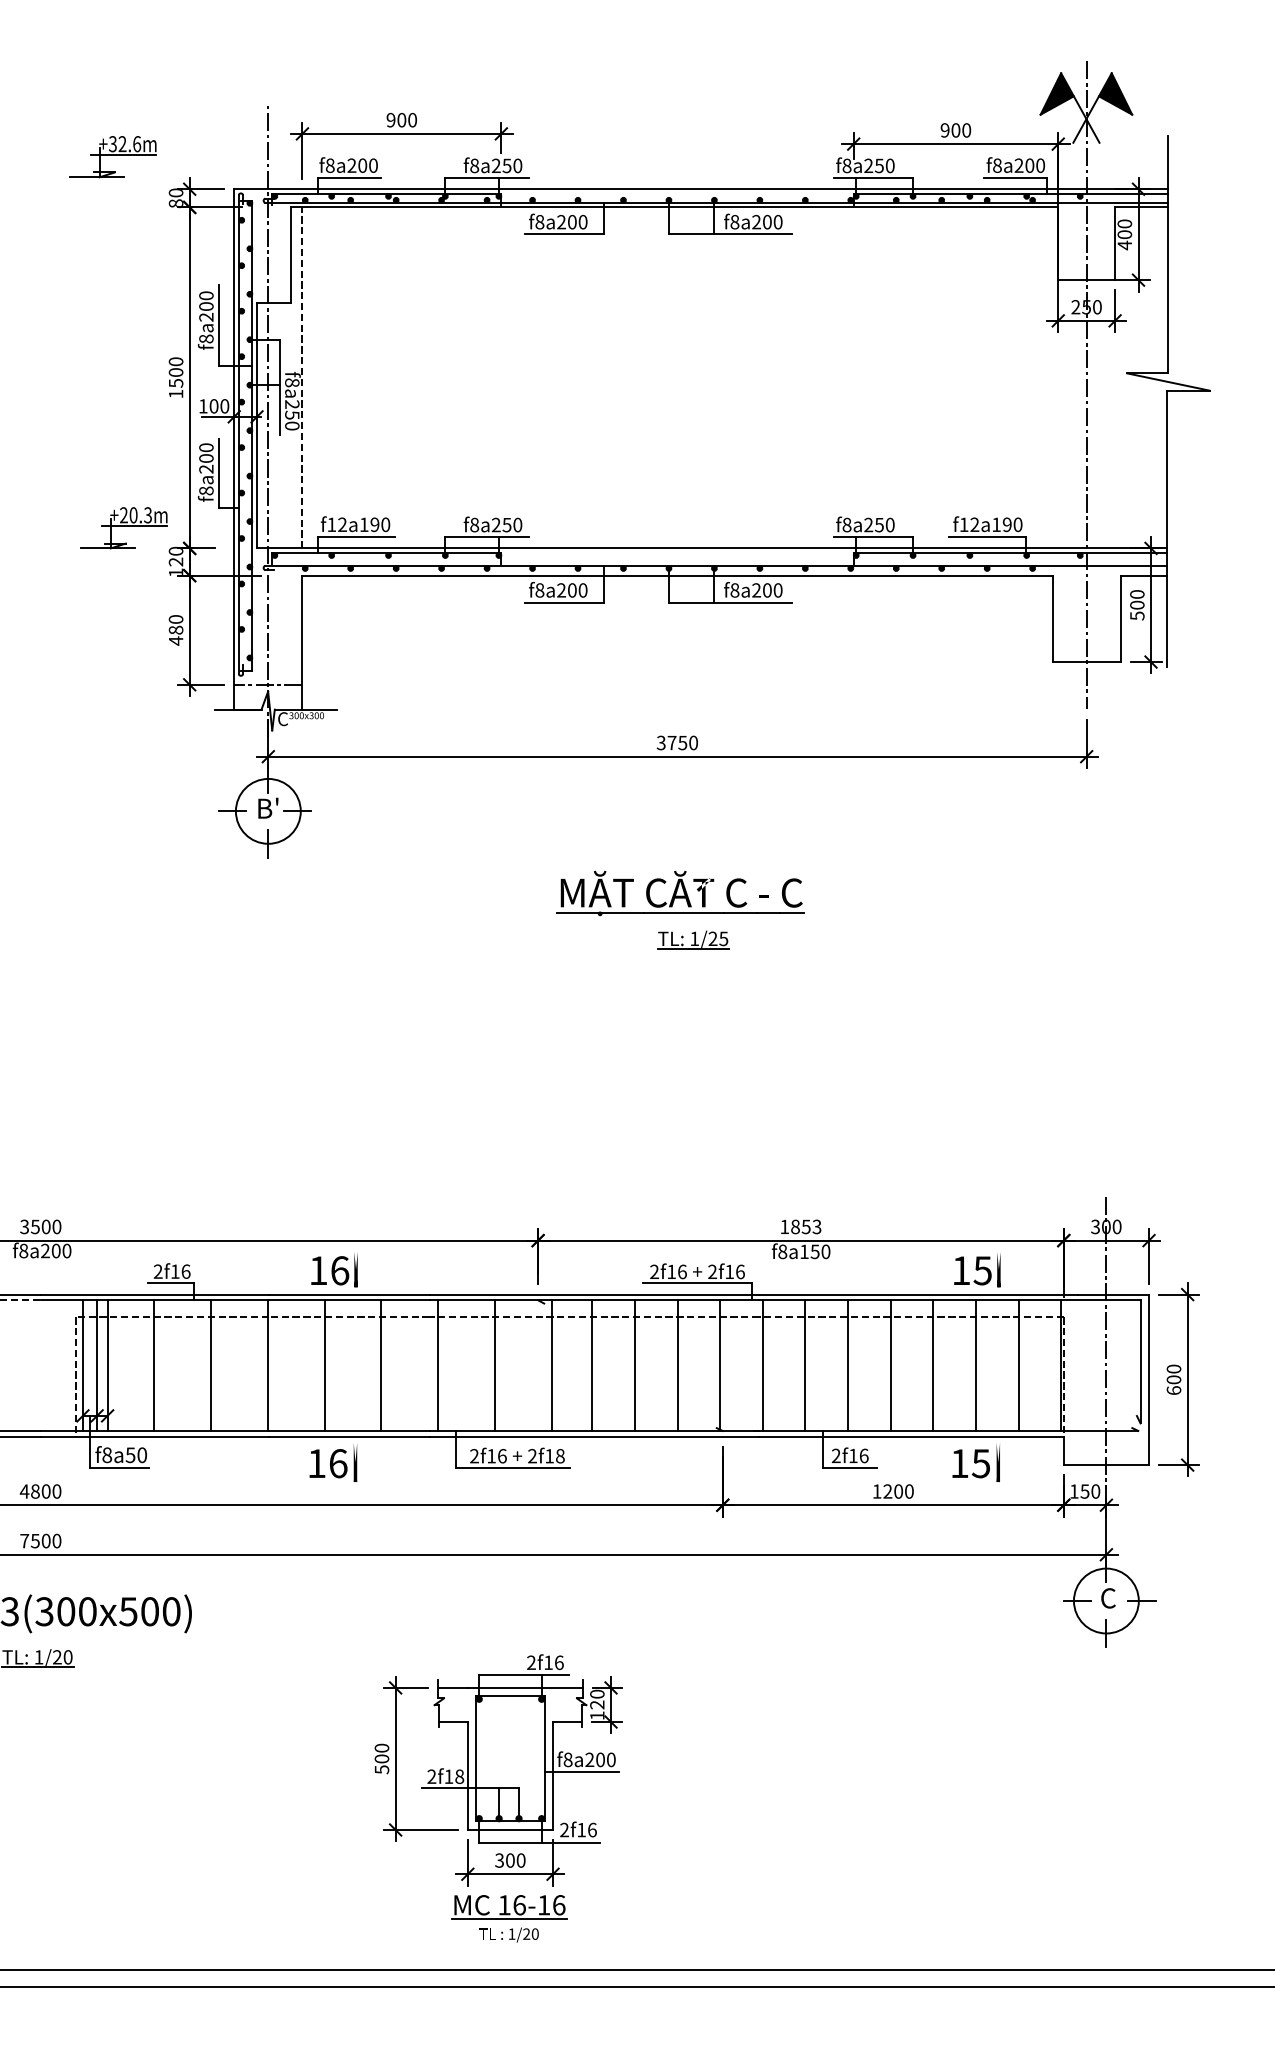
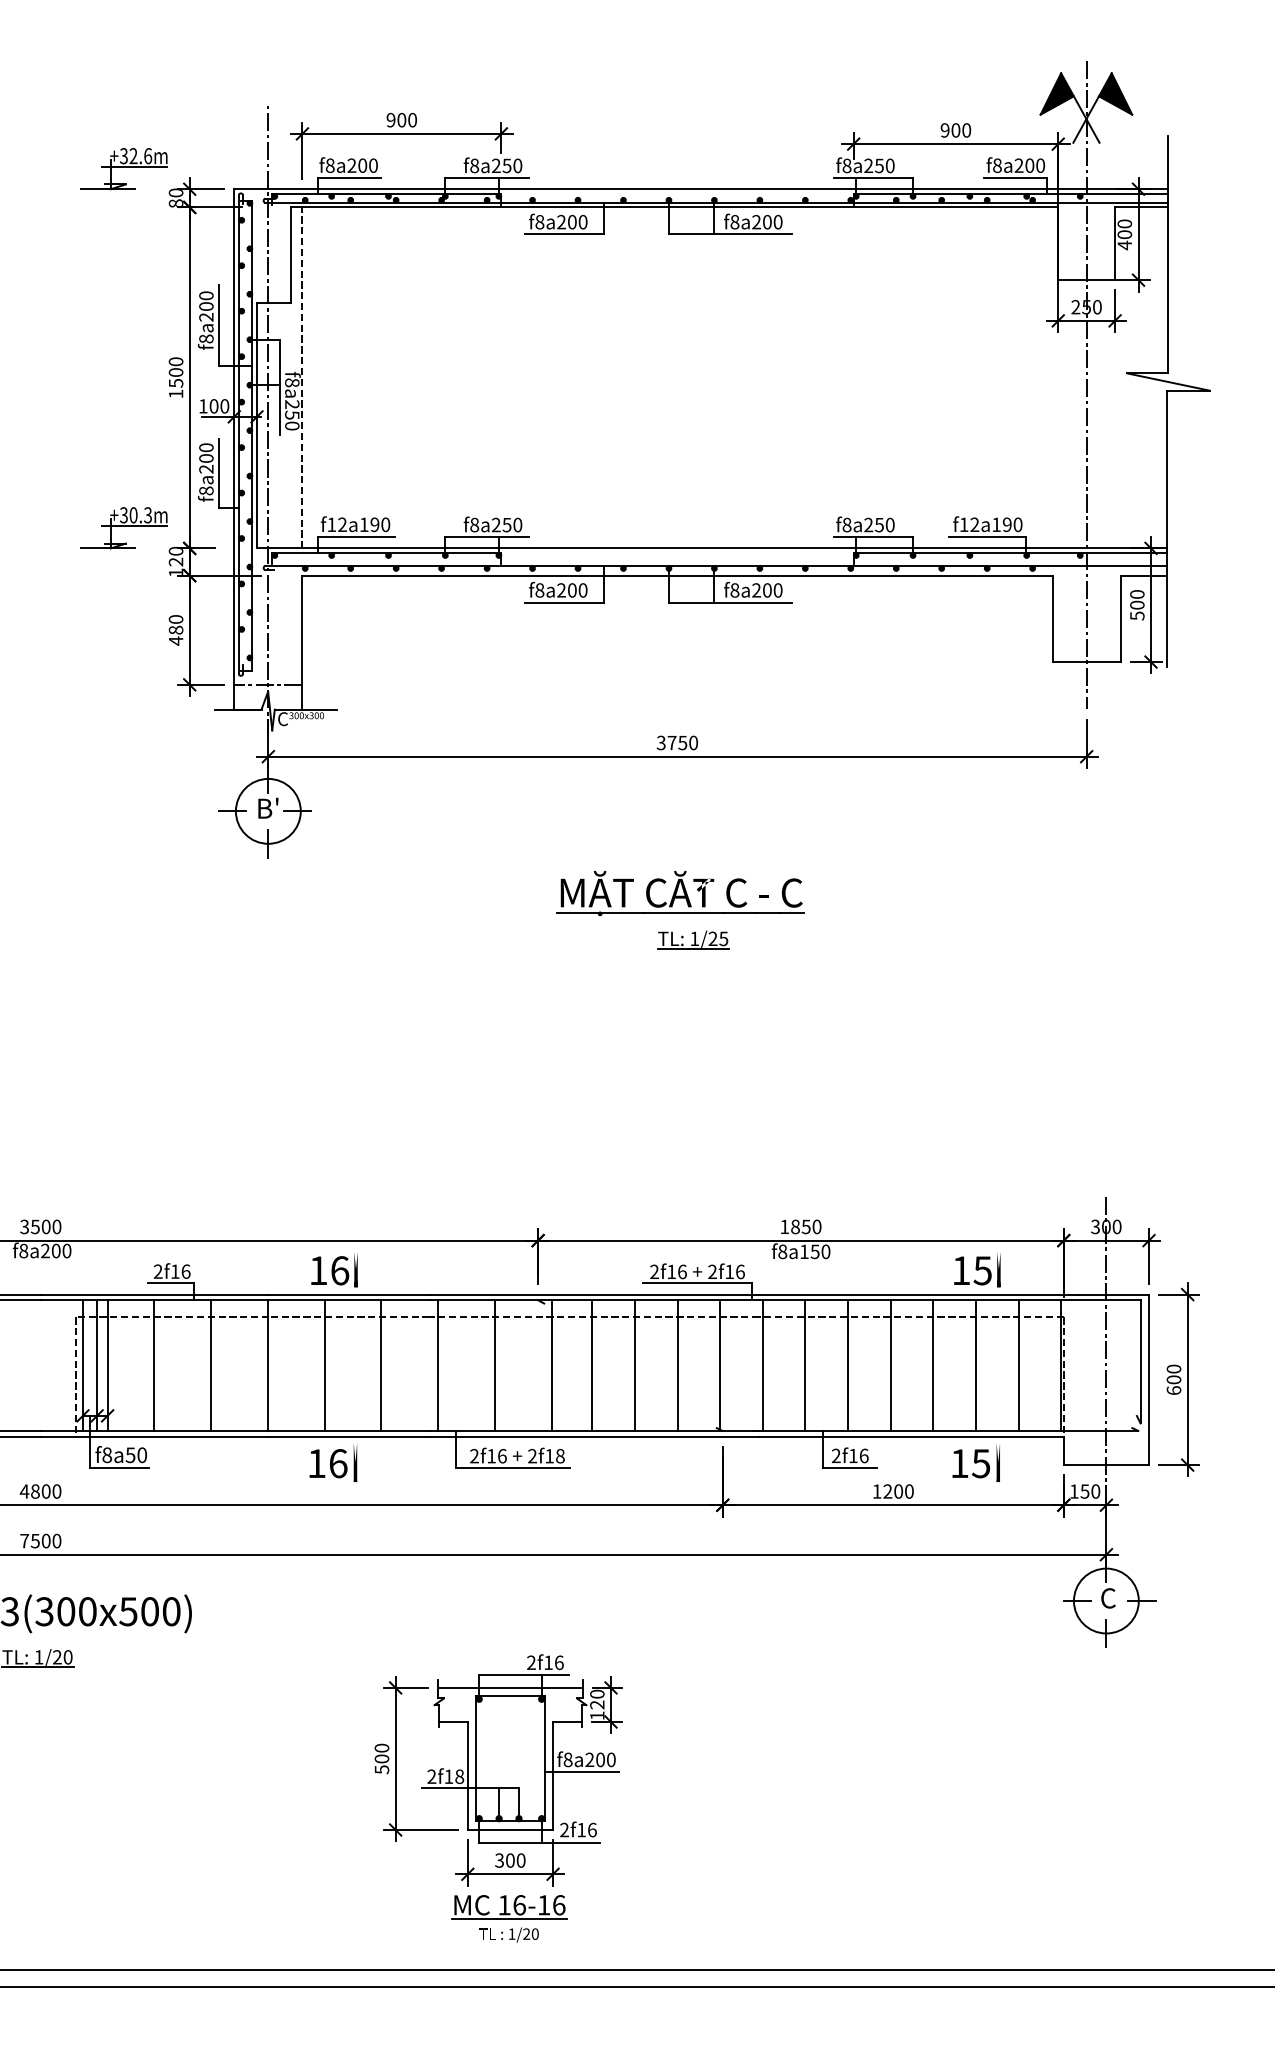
part position: (112, 157) -> (123, 169) (123, 169)
text: +20.3m -> +30.3m (123, 515)
text: 1853 -> 1850 (816, 1226)
line: dashed -> solid (20, 1300)
